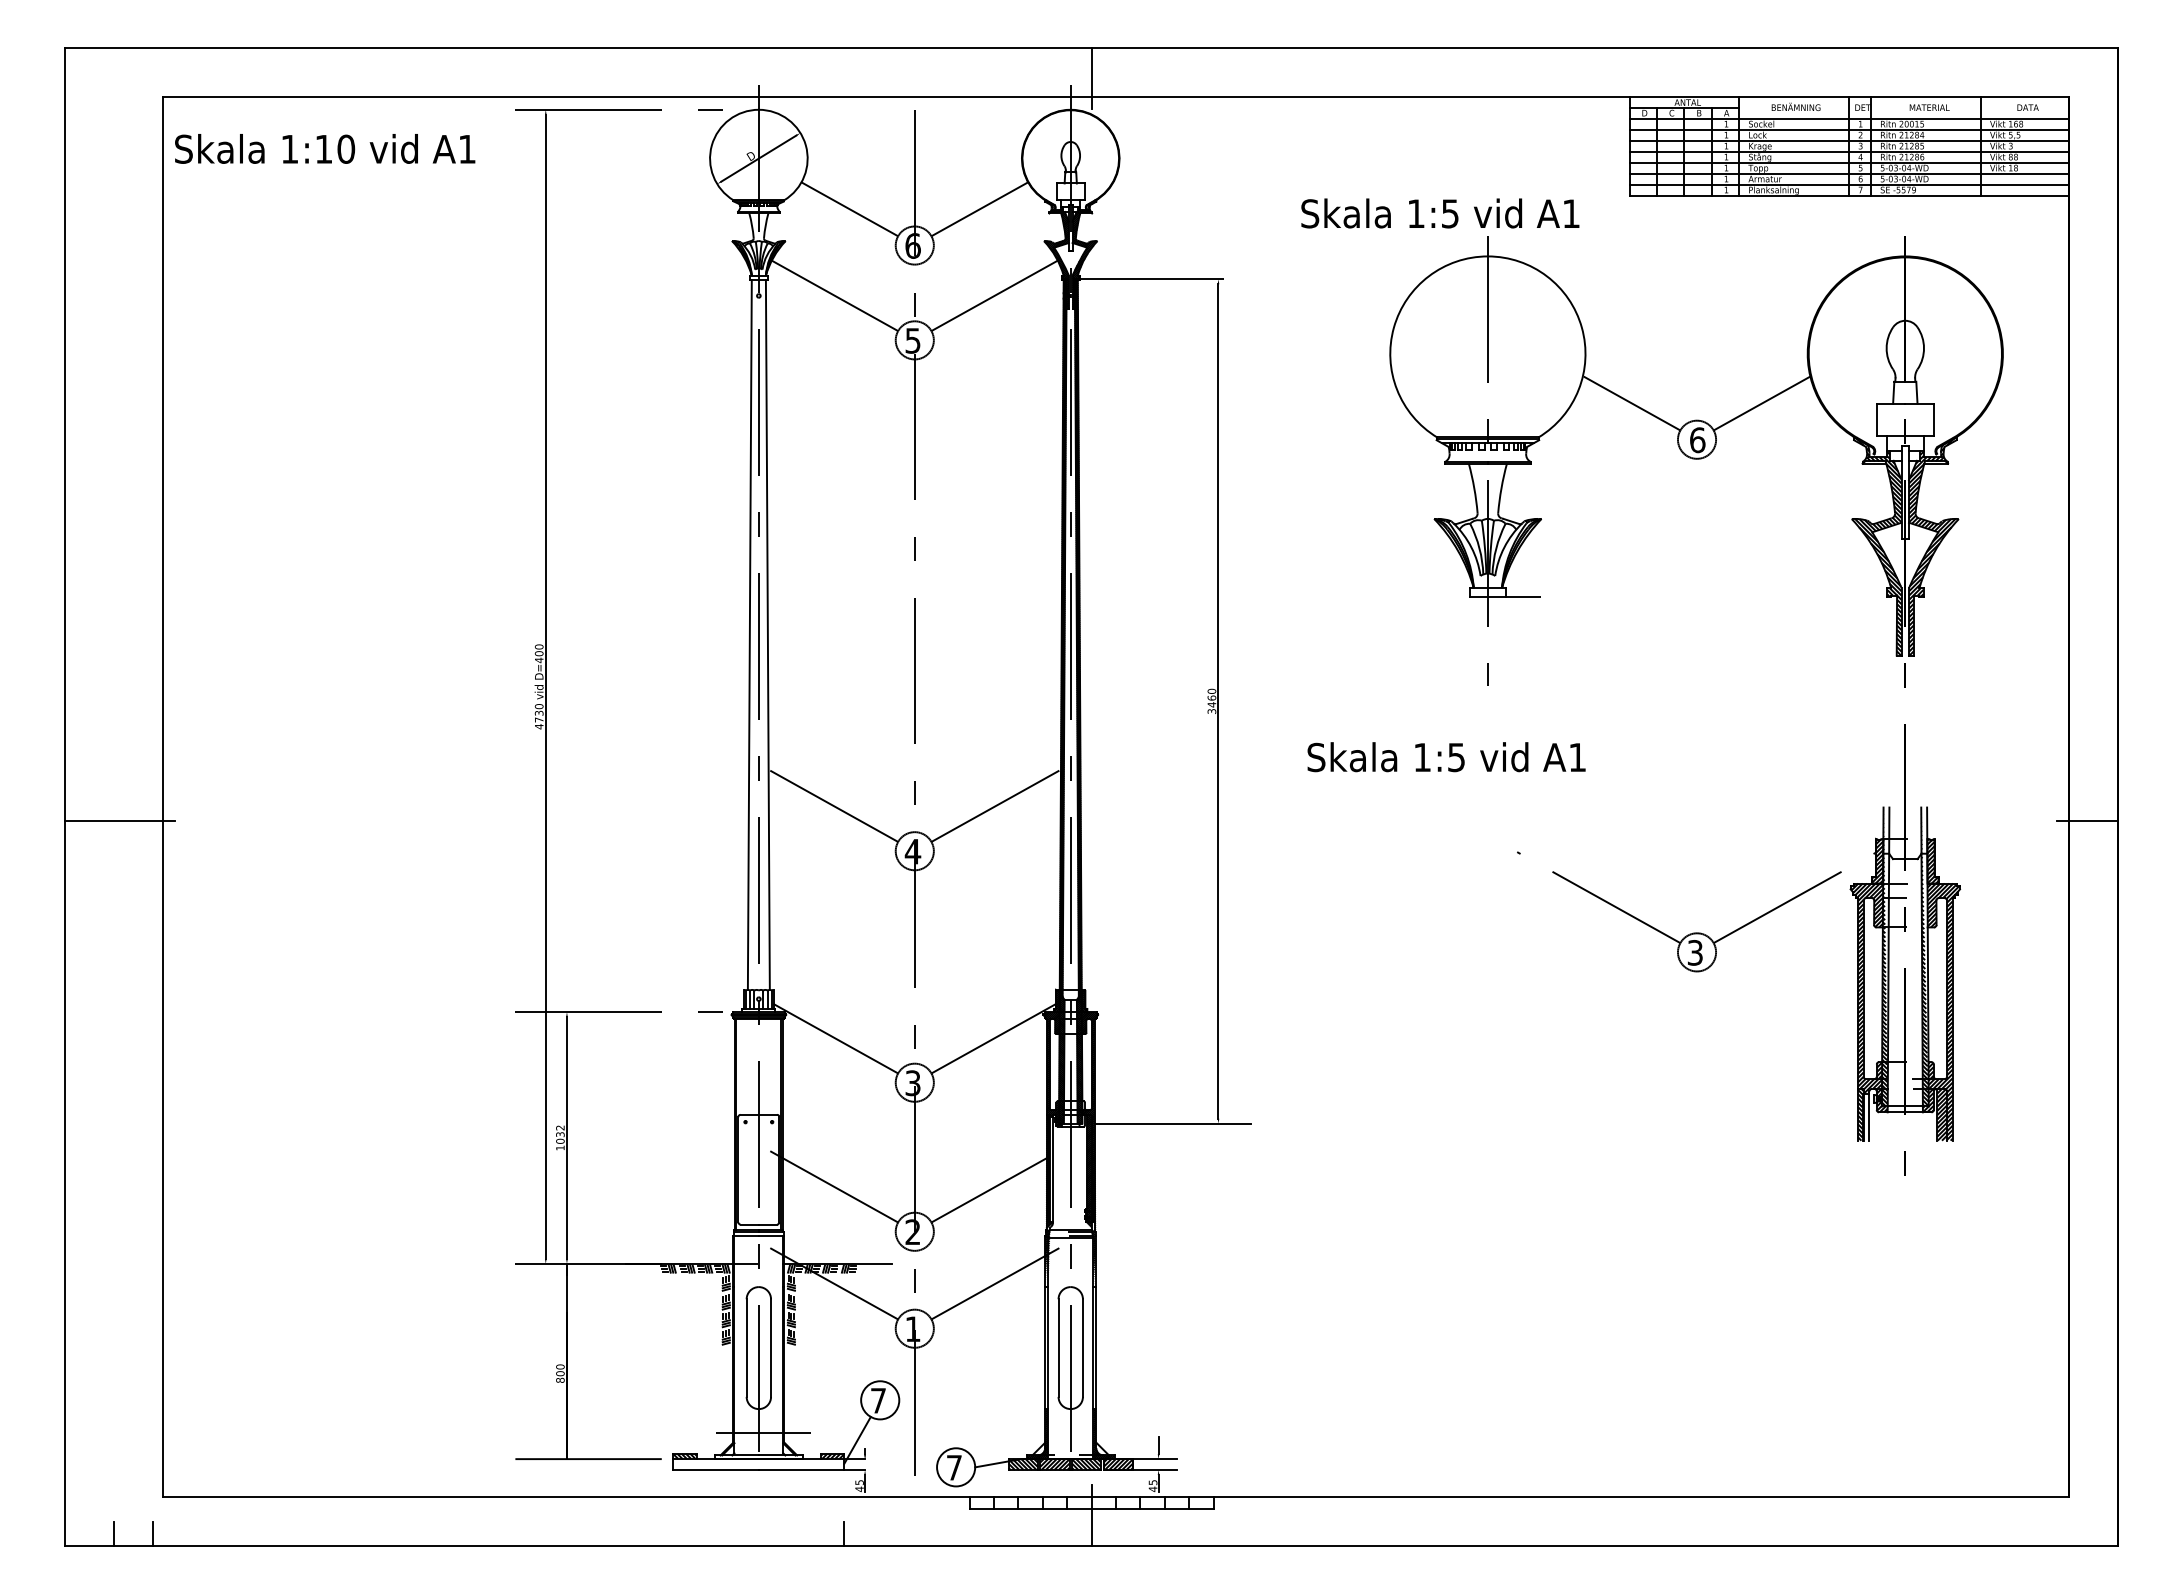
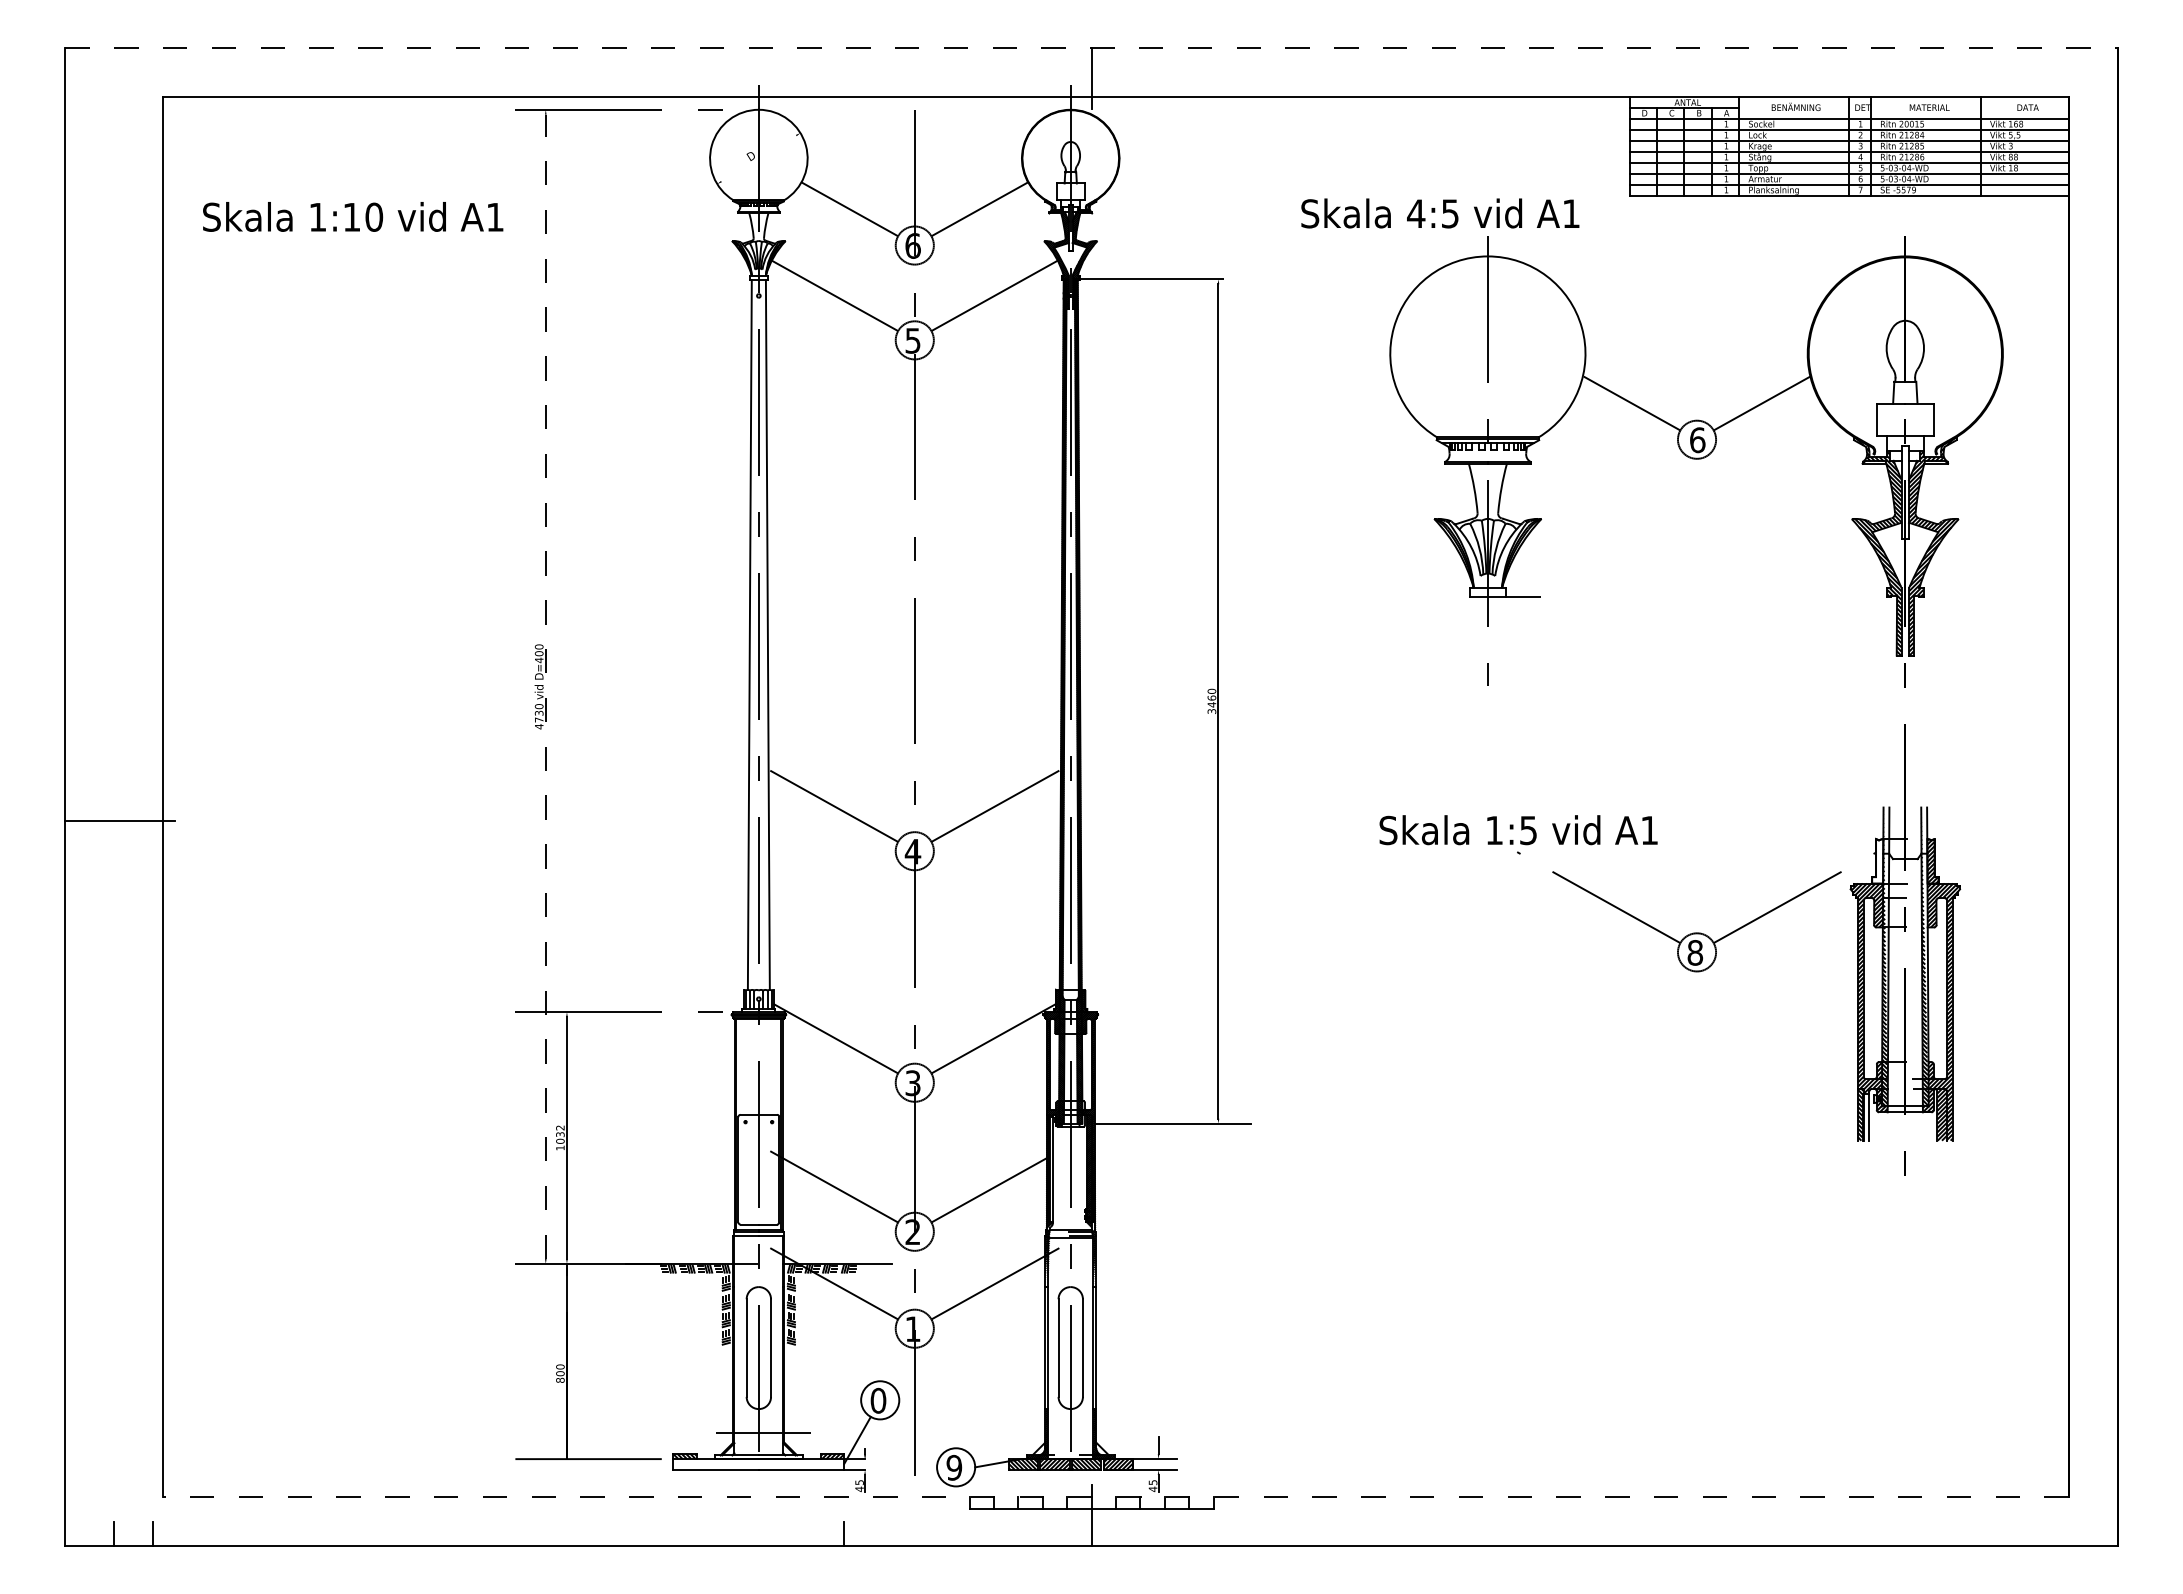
line: solid -> dashed (1091, 47)
text position: (325, 148) -> (353, 216) (353, 216)
line: present -> none (758, 158)
text: 1:5 -> 4:5 (1416, 213)
line: solid -> dashed (545, 686)
text position: (1446, 757) -> (1518, 830) (1518, 830)
line: present -> none (2086, 821)
hatch: present -> none (1877, 861)
text: 3 -> 8 (1695, 952)
text: 7 -> 0 (878, 1400)
text: 7 -> 9 (954, 1467)
line: solid -> dashed (1115, 1497)
